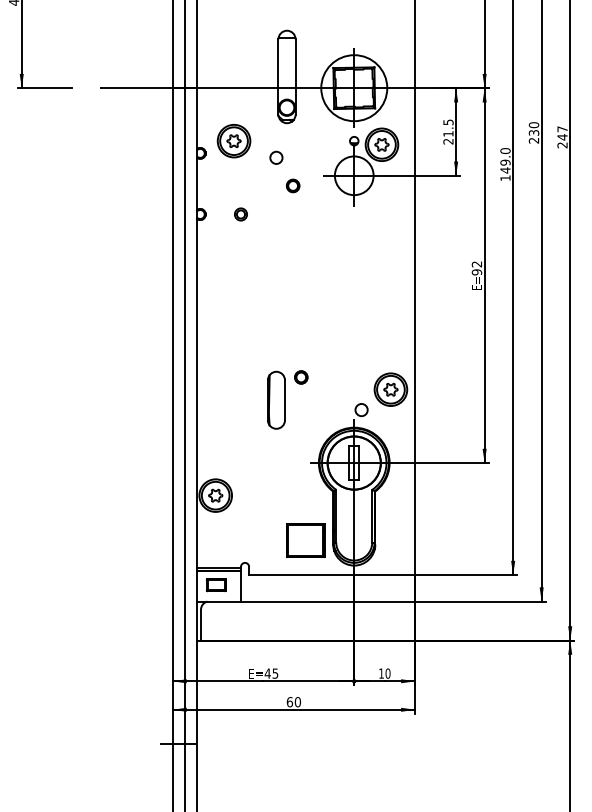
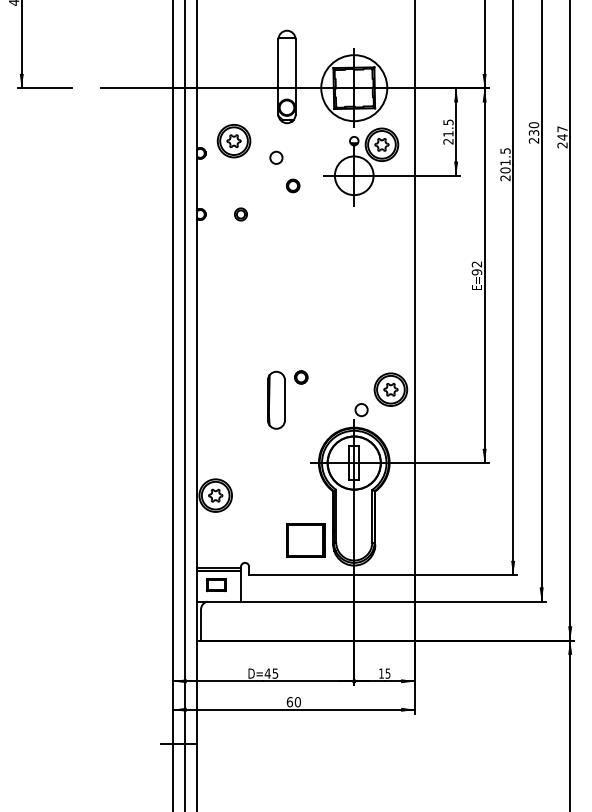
text: 149.0 -> 201.5 (505, 164)
text: E= -> D= (255, 673)
text: 10 -> 15 (387, 673)
